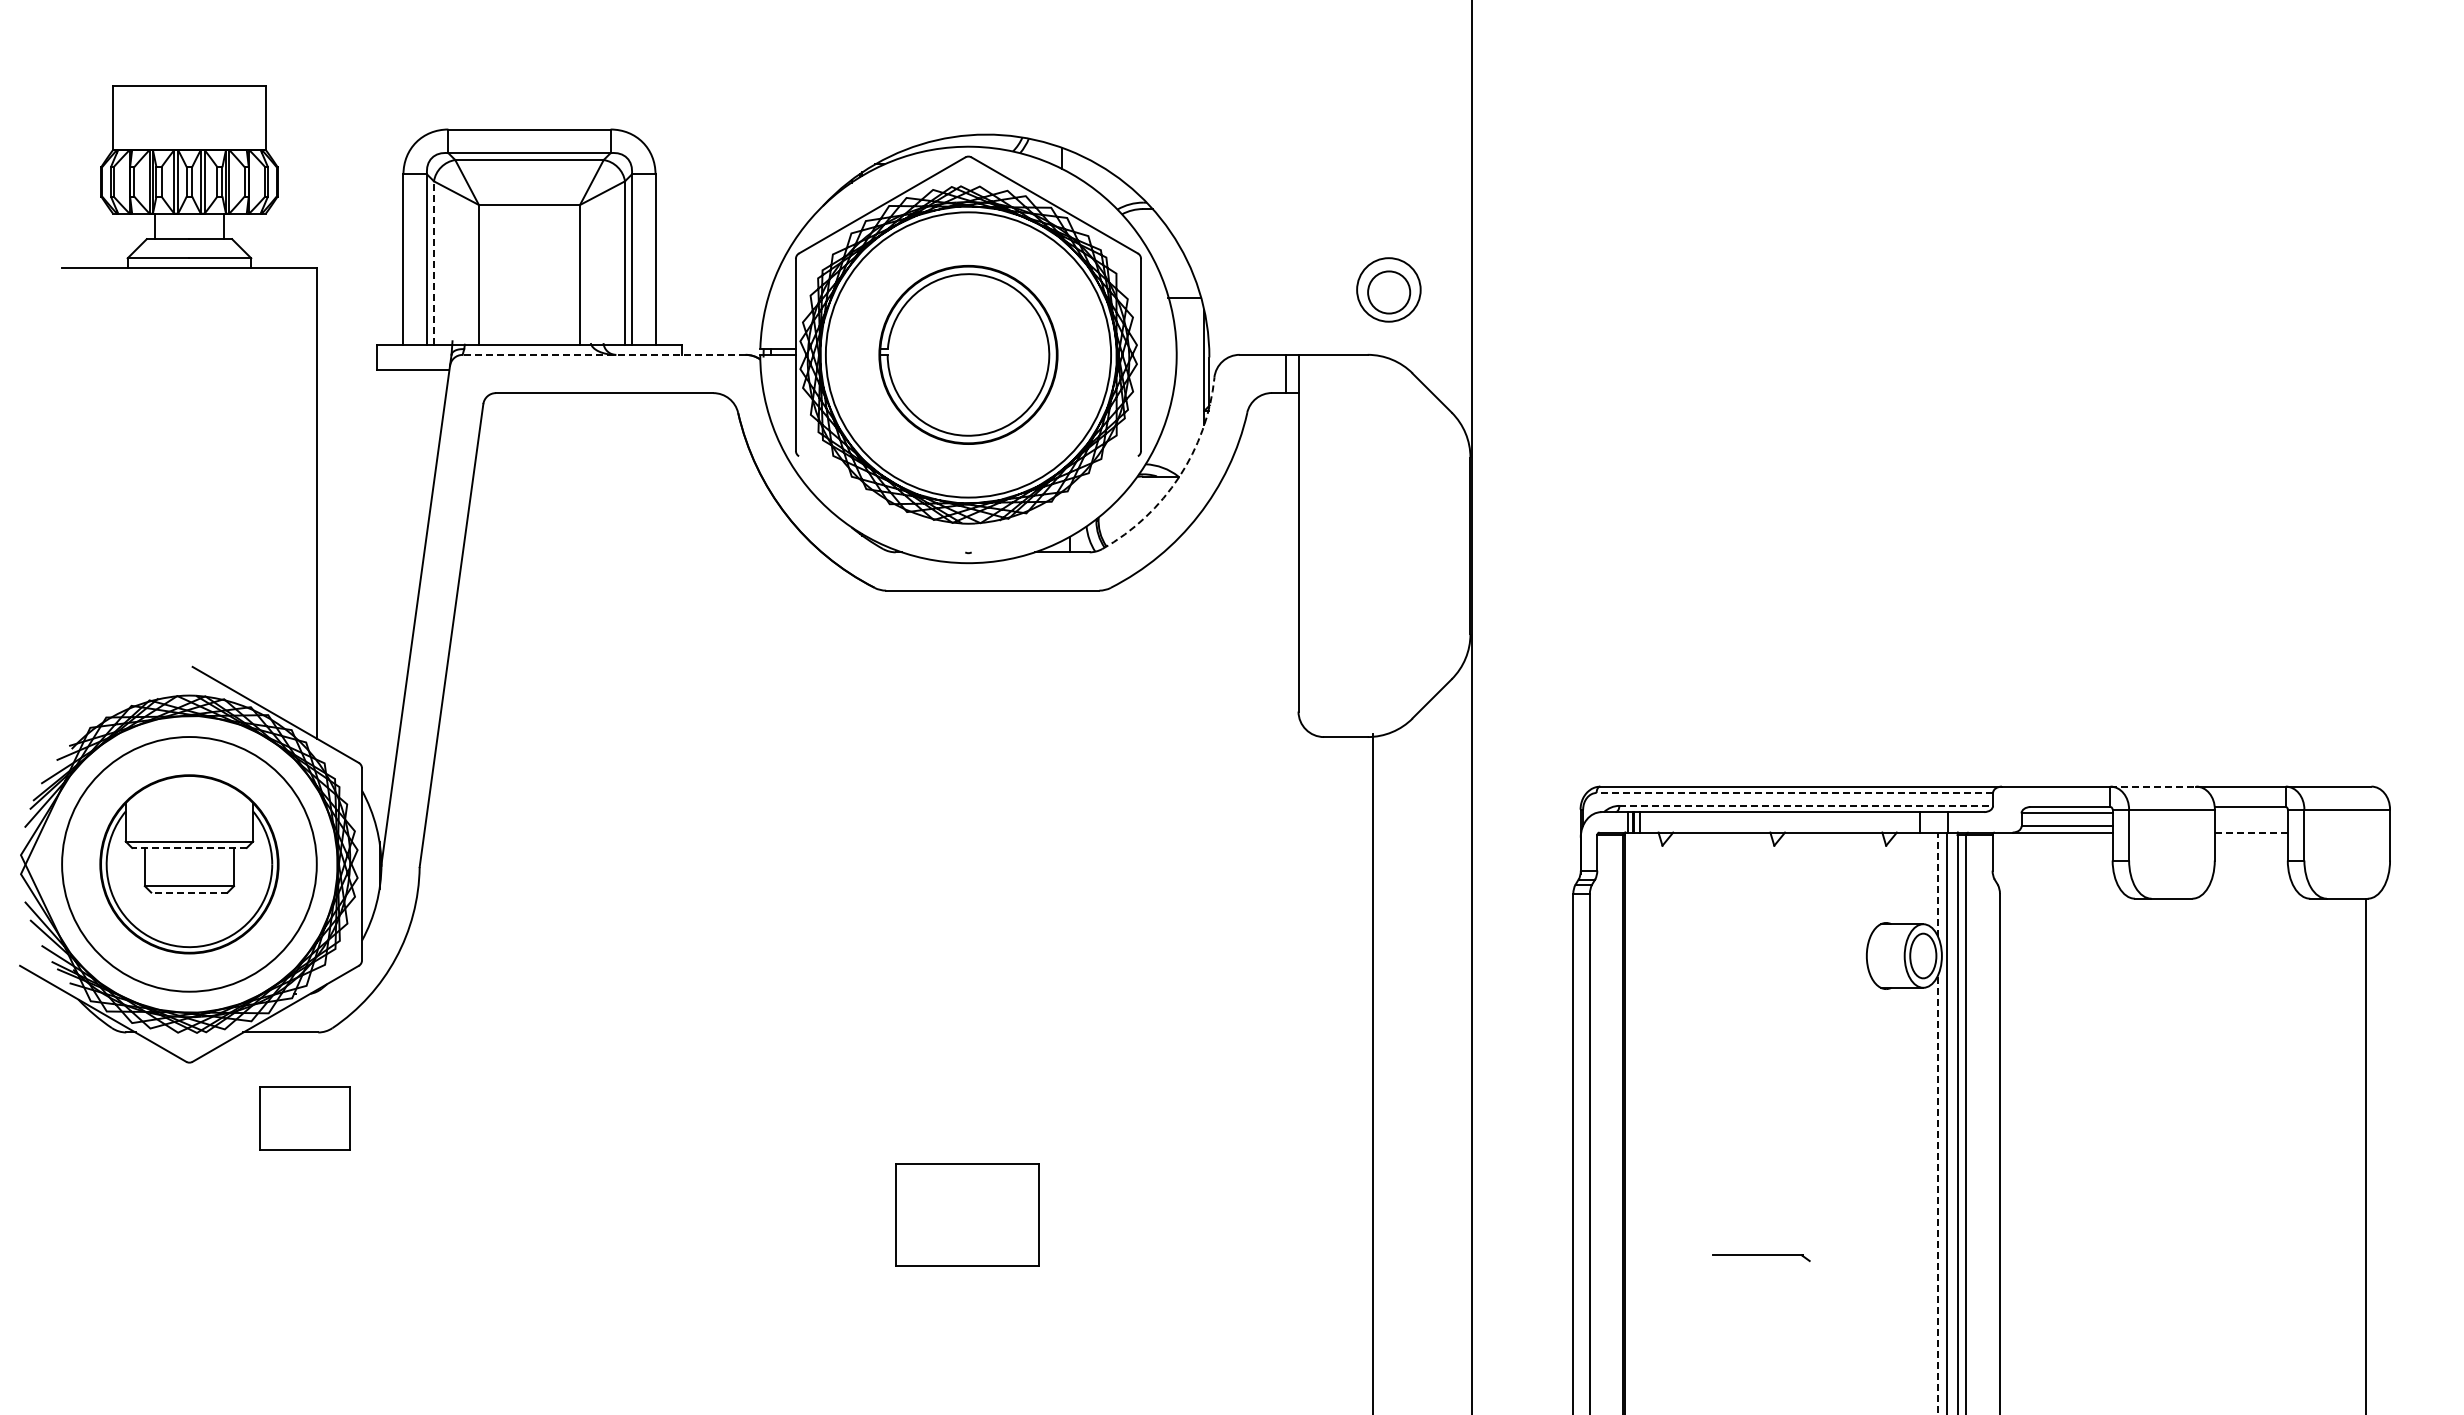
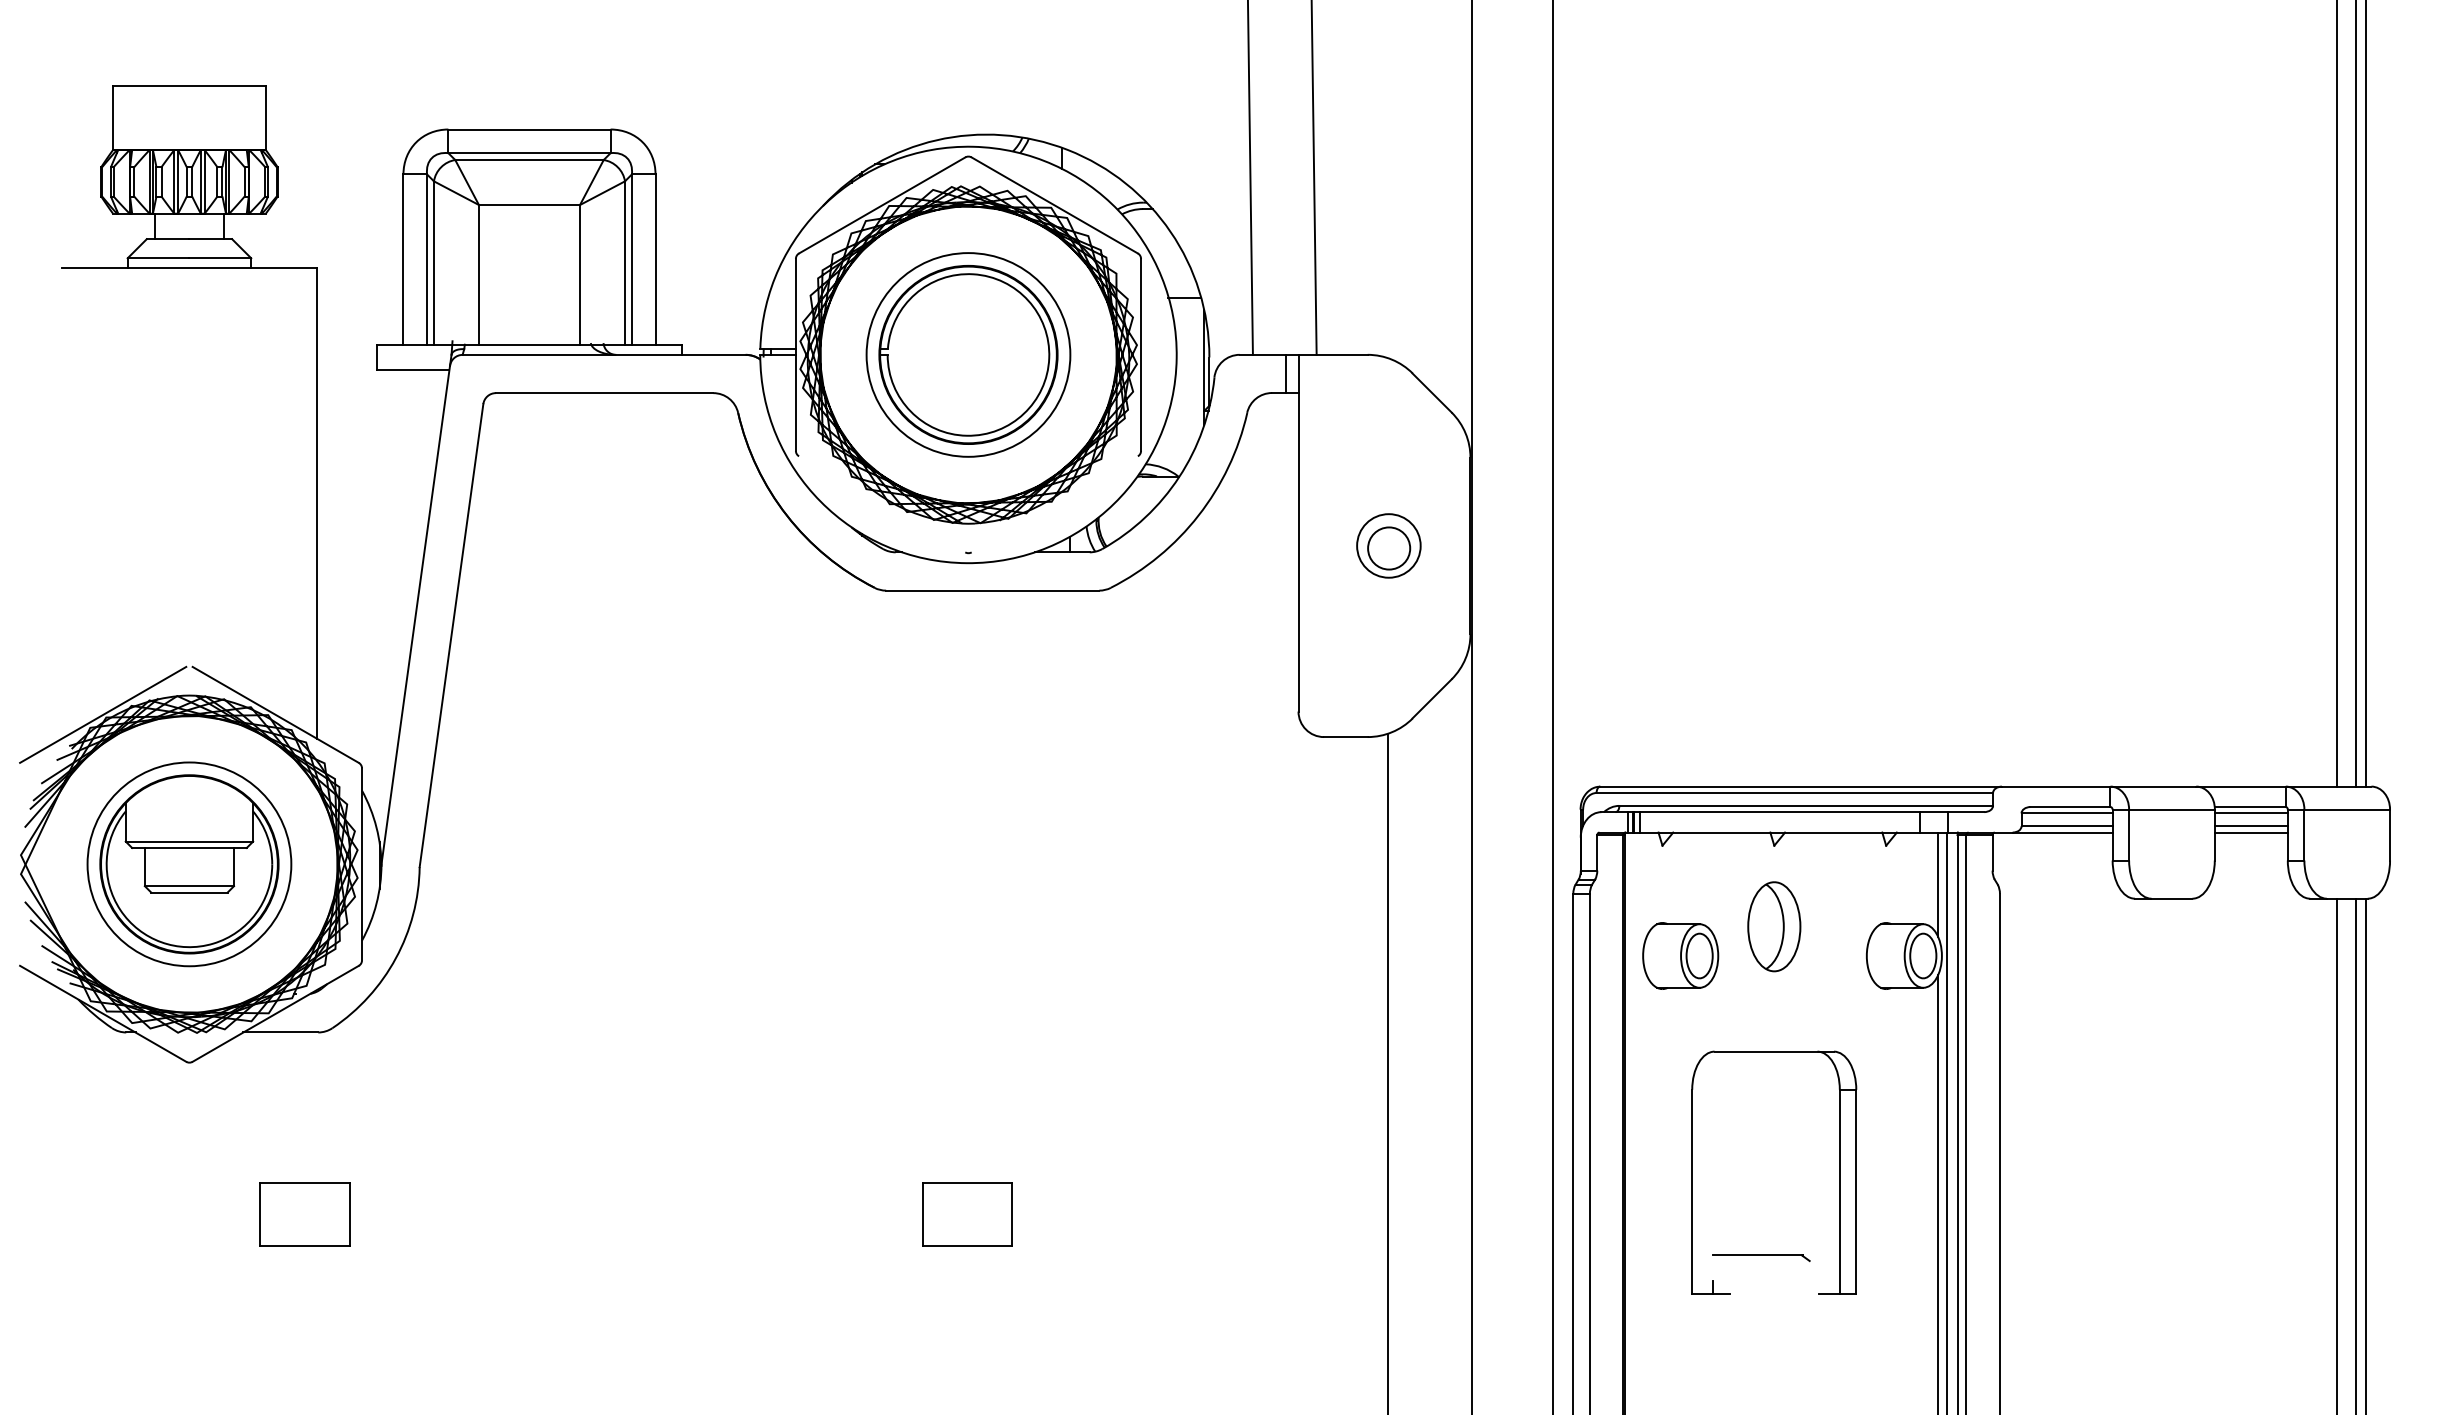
line: none -> present (1249, 178)
line: none -> present (1313, 178)
line: dashed -> solid (434, 263)
part position: (1388, 289) -> (1388, 545) (1388, 545)
line: dashed -> solid (604, 354)
circle diameter: 285 px -> 204 px (968, 354)
line: none -> present (2336, 394)
line: none -> present (2355, 394)
line: none -> present (2365, 394)
arc: dashed -> solid (1179, 477)
line: none -> present (1552, 706)
line: none -> present (103, 714)
line: dashed -> solid (2153, 786)
line: dashed -> solid (1794, 792)
line: dashed -> solid (1806, 805)
line: none -> present (2250, 813)
line: none -> present (2250, 826)
line: dashed -> solid (2251, 832)
line: dashed -> solid (188, 847)
circle diameter: 255 px -> 204 px (189, 864)
line: dashed -> solid (1938, 884)
line: dashed -> solid (188, 892)
part: none -> present (1774, 926)
part: none -> present (1680, 955)
line position: (1372, 1072) -> (1387, 1072) (1387, 1072)
part position: (304, 1118) -> (304, 1214) (304, 1214)
line: none -> present (2336, 1154)
line: none -> present (2355, 1154)
part: none -> present (1839, 1172)
line: dashed -> solid (1938, 1194)
part size: 145x104 px -> 91x65 px (967, 1214)
